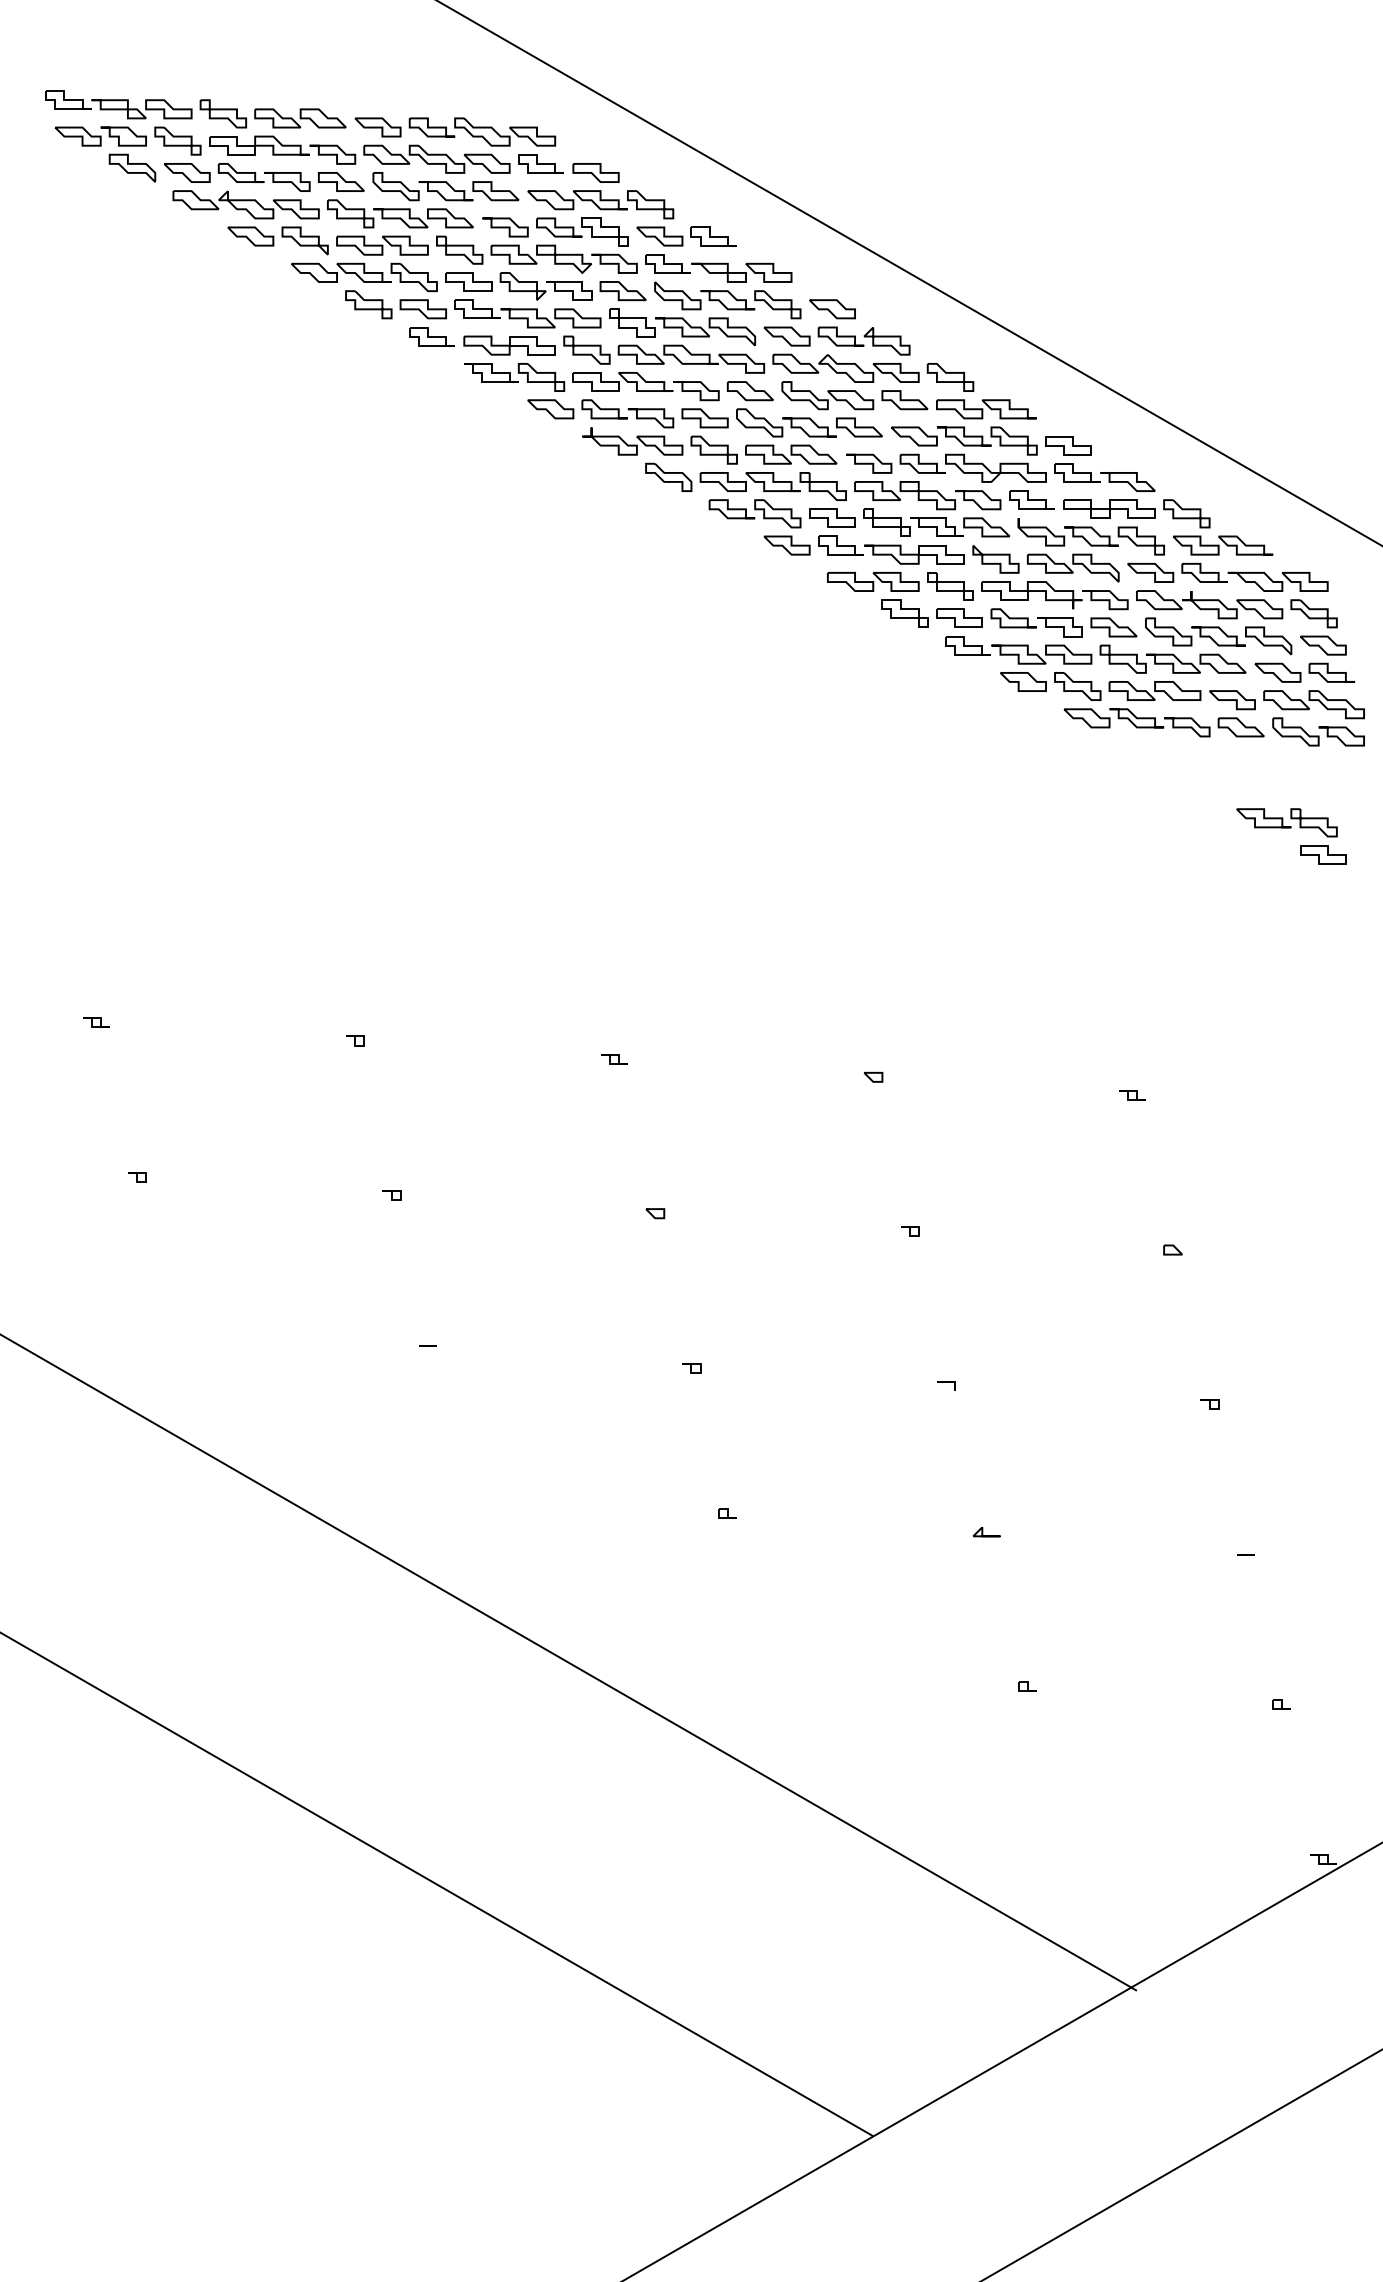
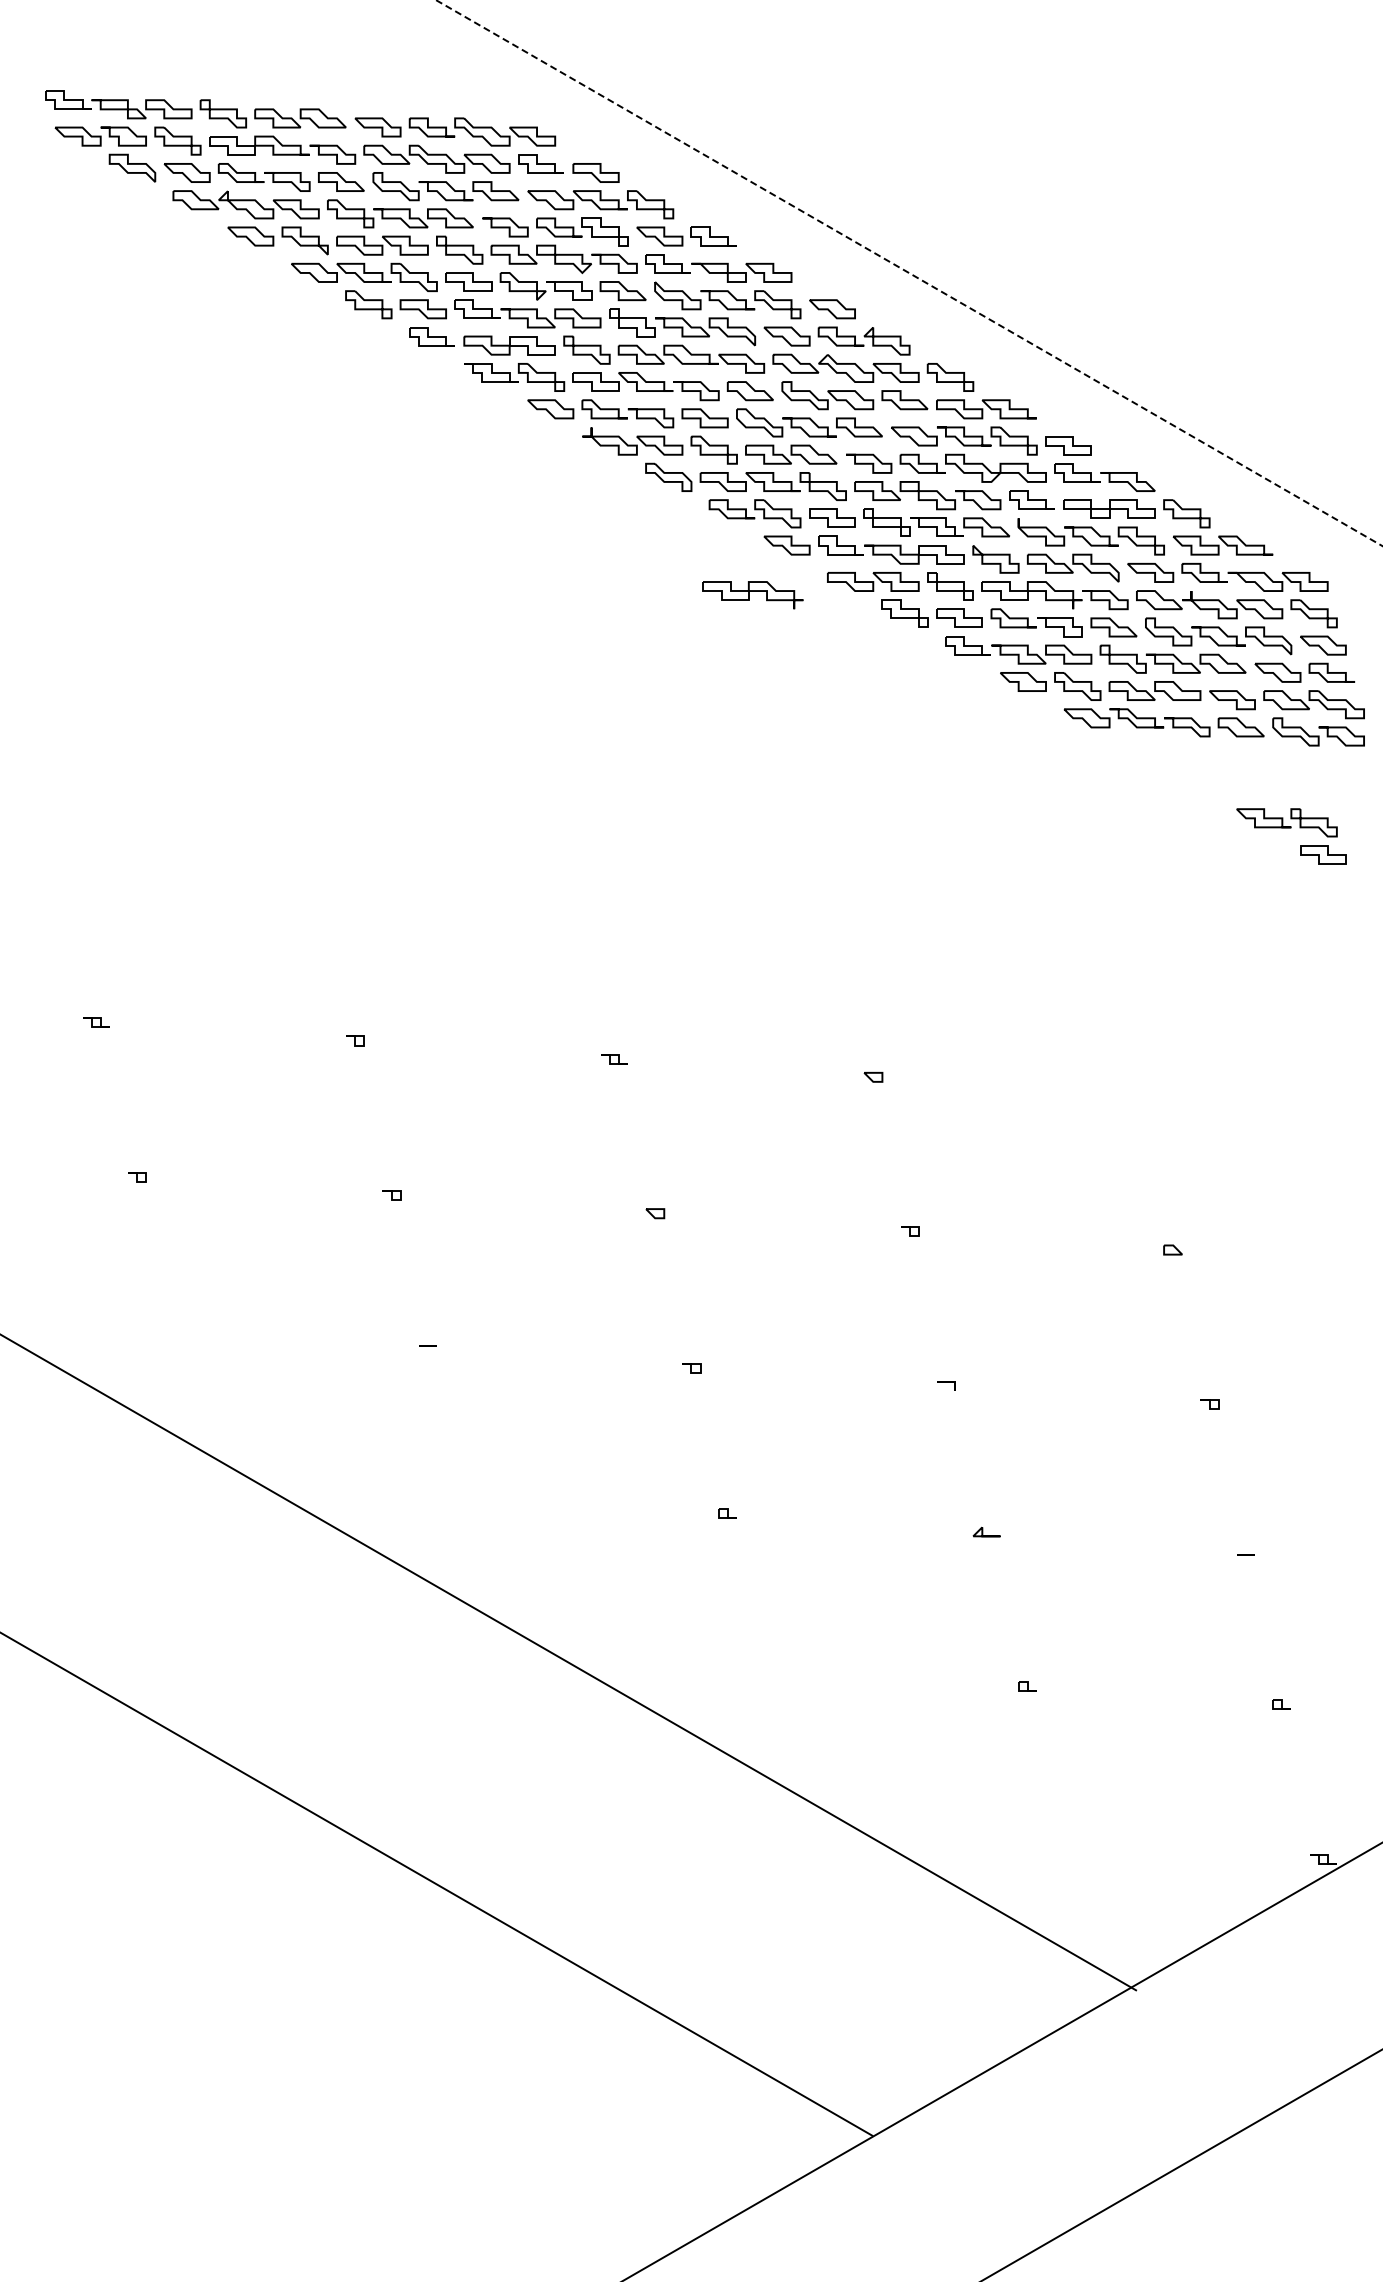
line: solid -> dashed (909, 273)
part: none -> present (752, 595)
part: present -> none (1132, 1095)
